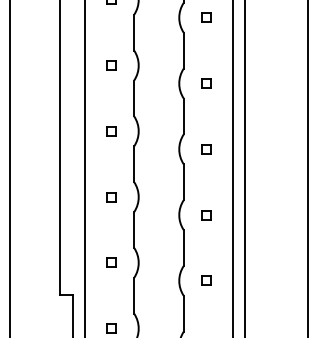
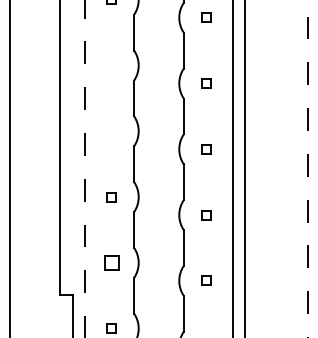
part: present -> none (111, 65)
part: present -> none (111, 131)
line: solid -> dashed (84, 168)
line: solid -> dashed (307, 169)
part size: 11x11 px -> 16x16 px (111, 262)
